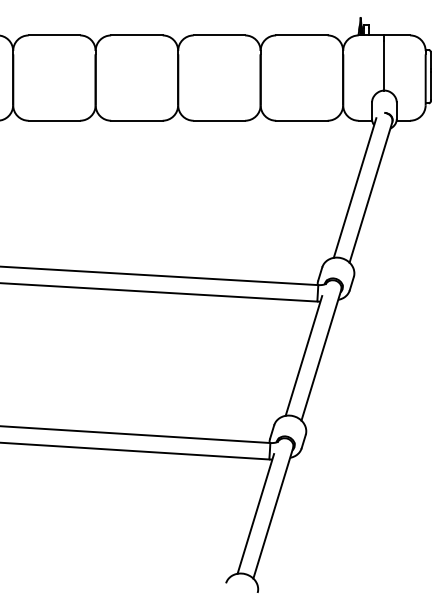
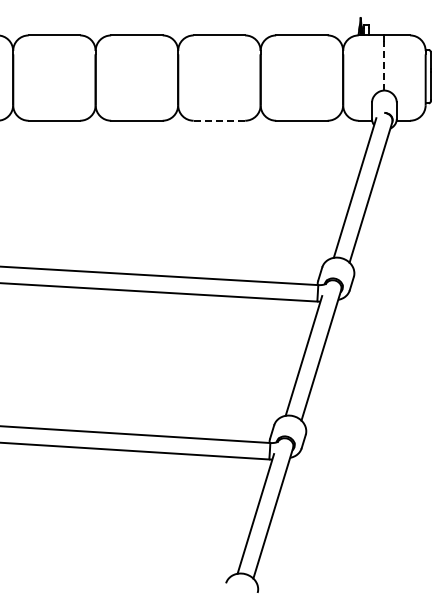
line: solid -> dashed (384, 65)
line: solid -> dashed (219, 120)
